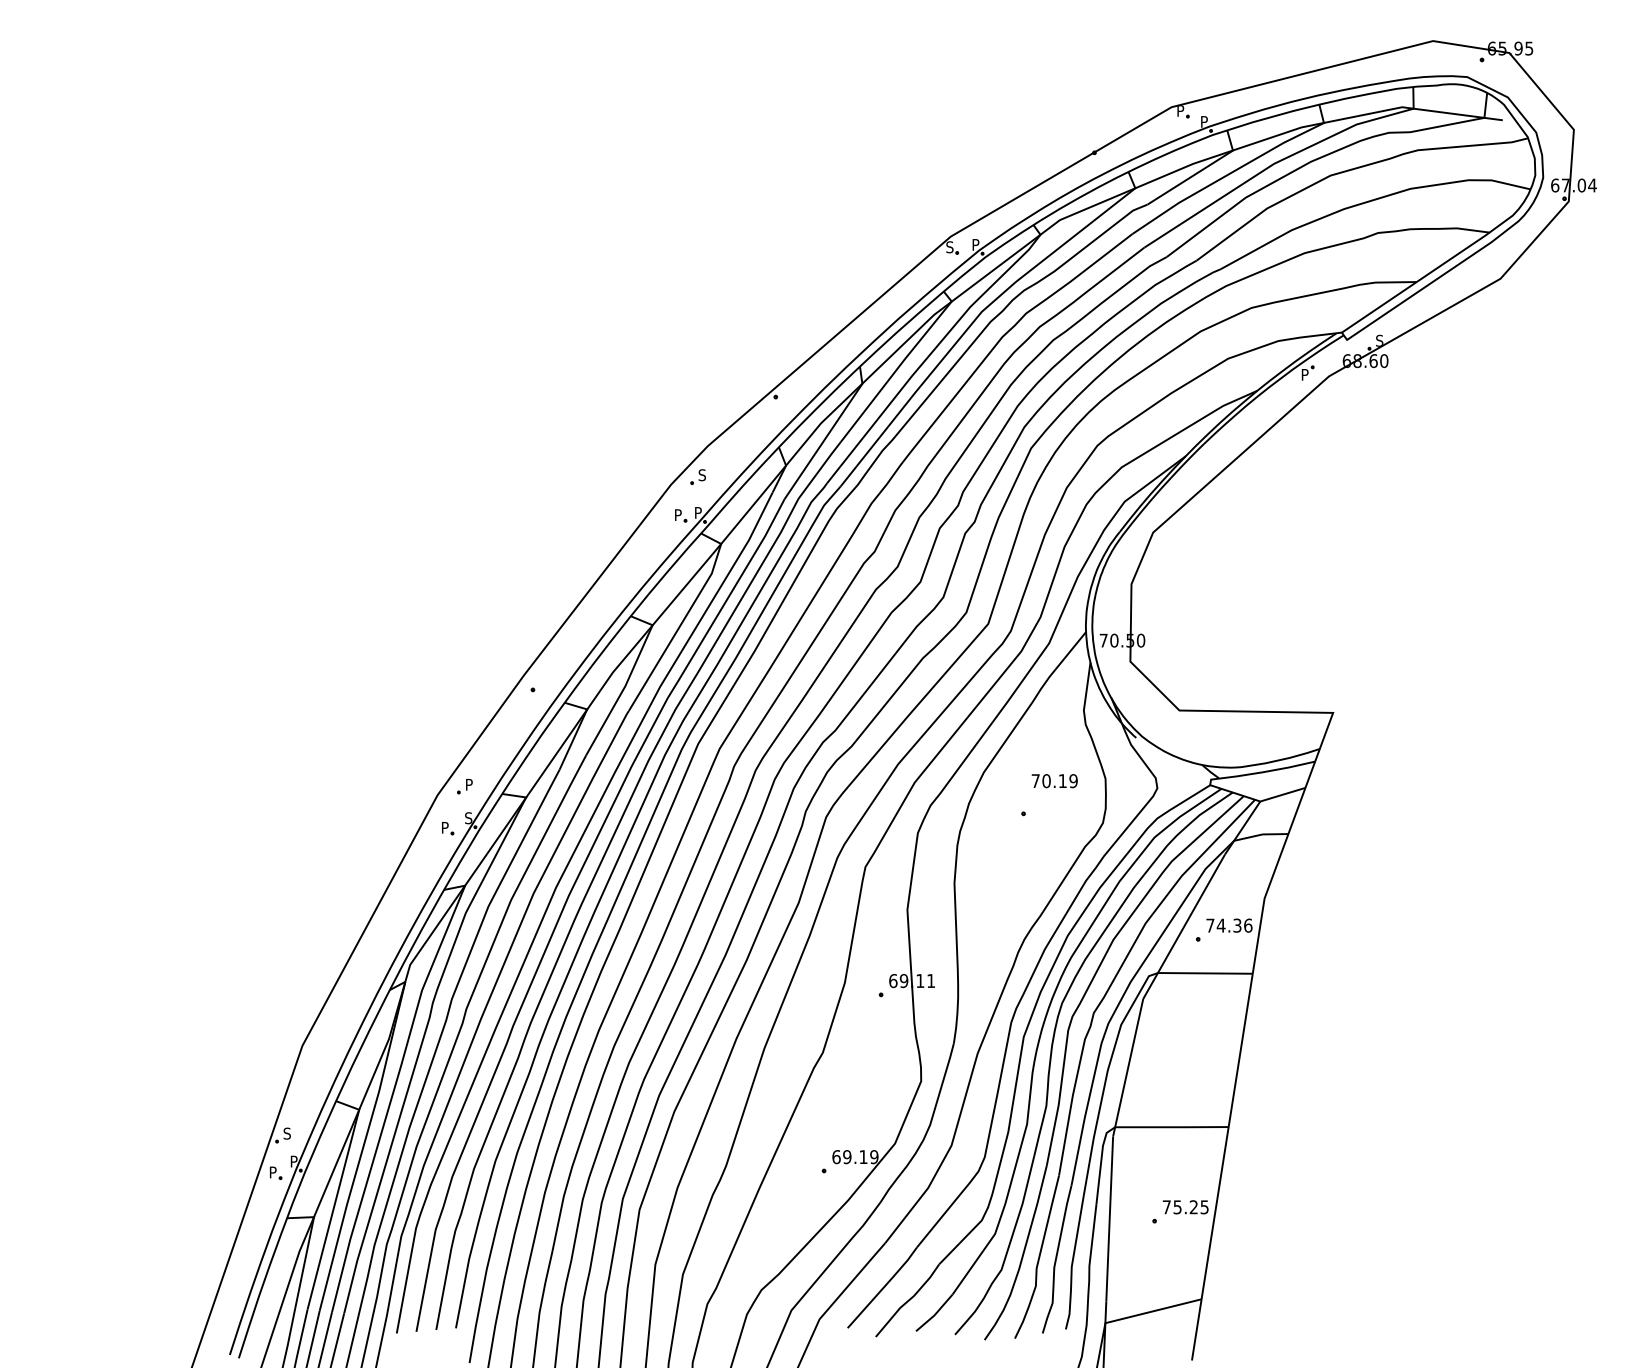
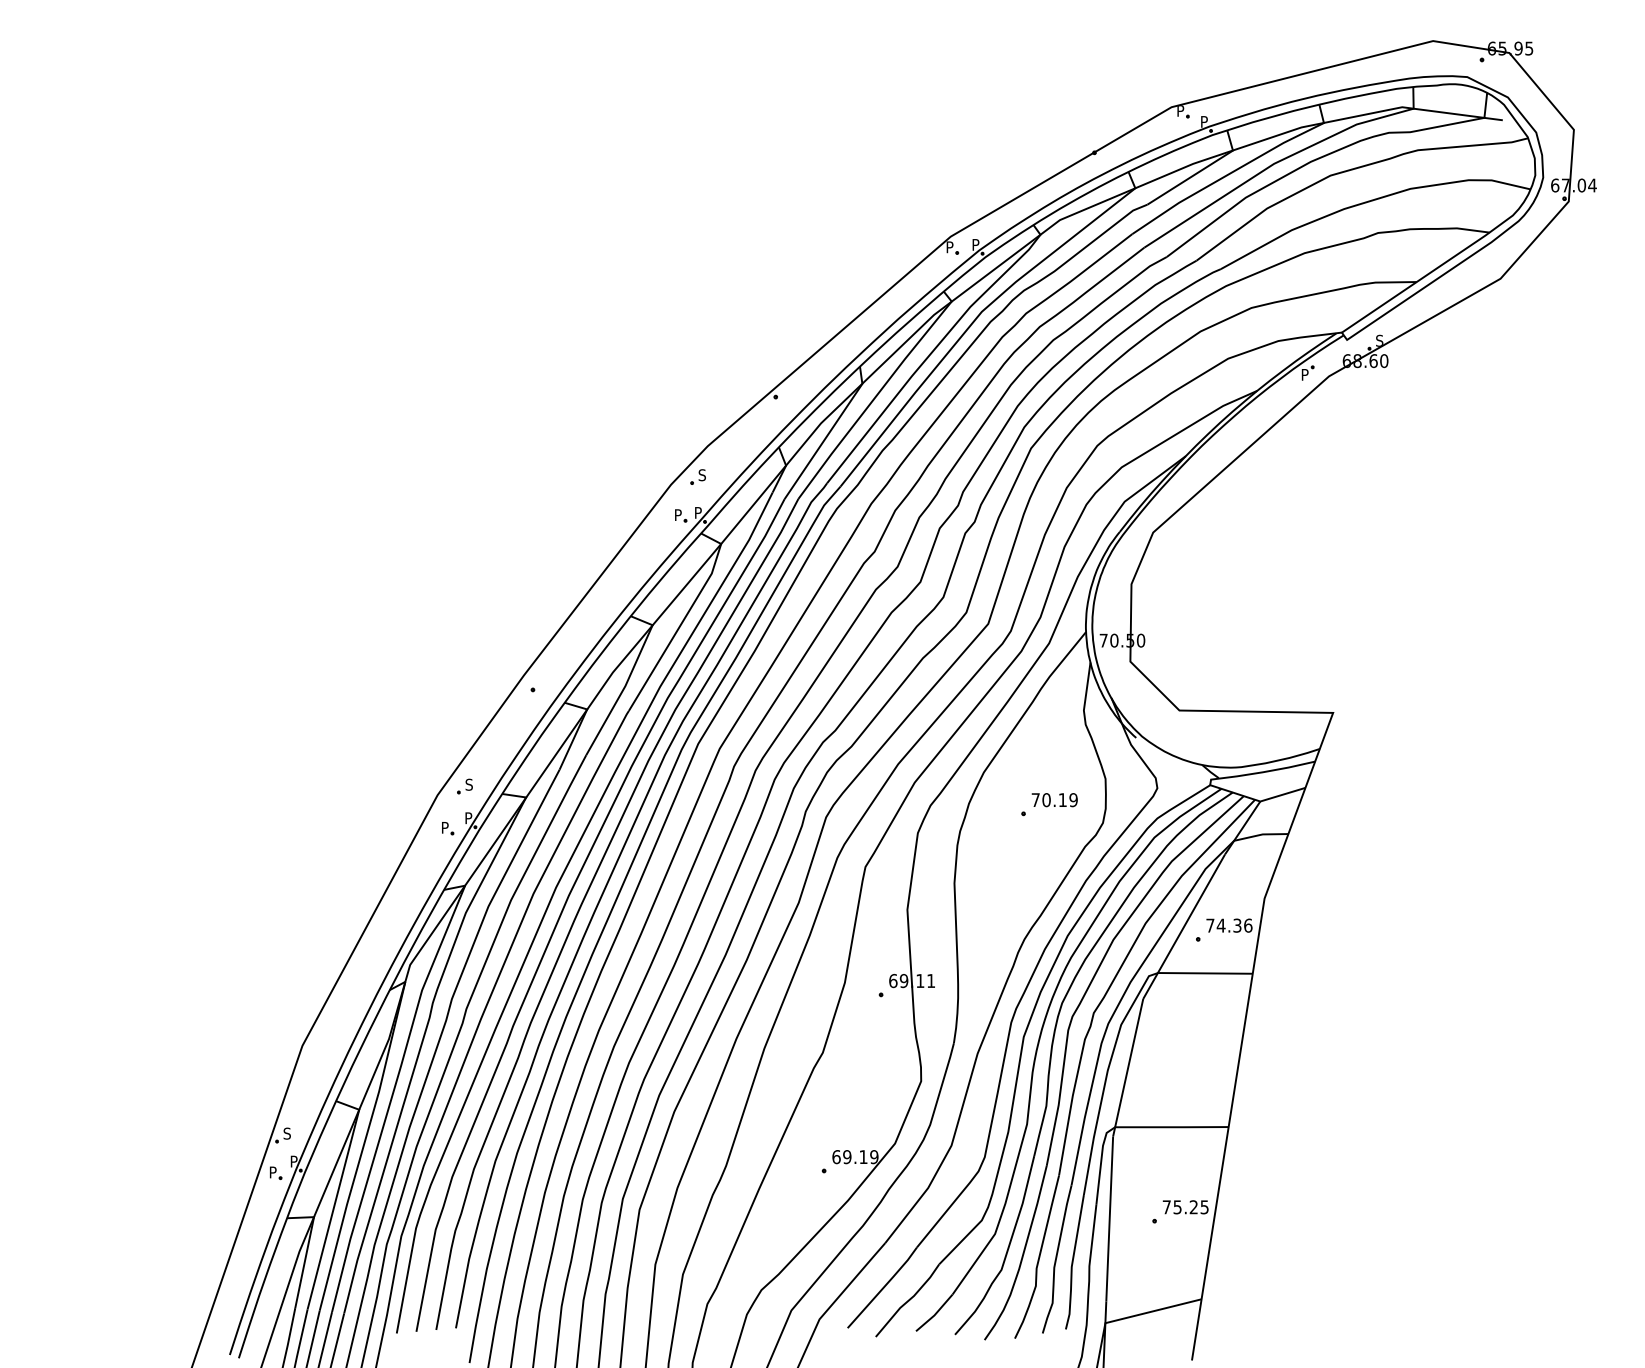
text: S -> P (949, 247)
text position: (1054, 781) -> (1054, 800) (1054, 800)
text: P -> S (468, 784)
text: S -> P (468, 818)
